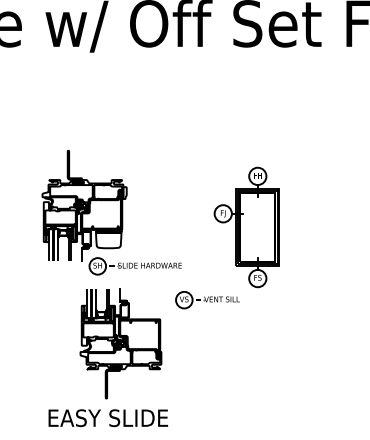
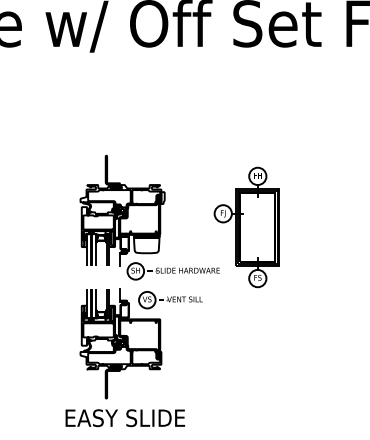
part position: (111, 212) -> (149, 217) (149, 217)
part position: (207, 300) -> (170, 300) (170, 300)
text position: (107, 418) -> (124, 418) (124, 418)
